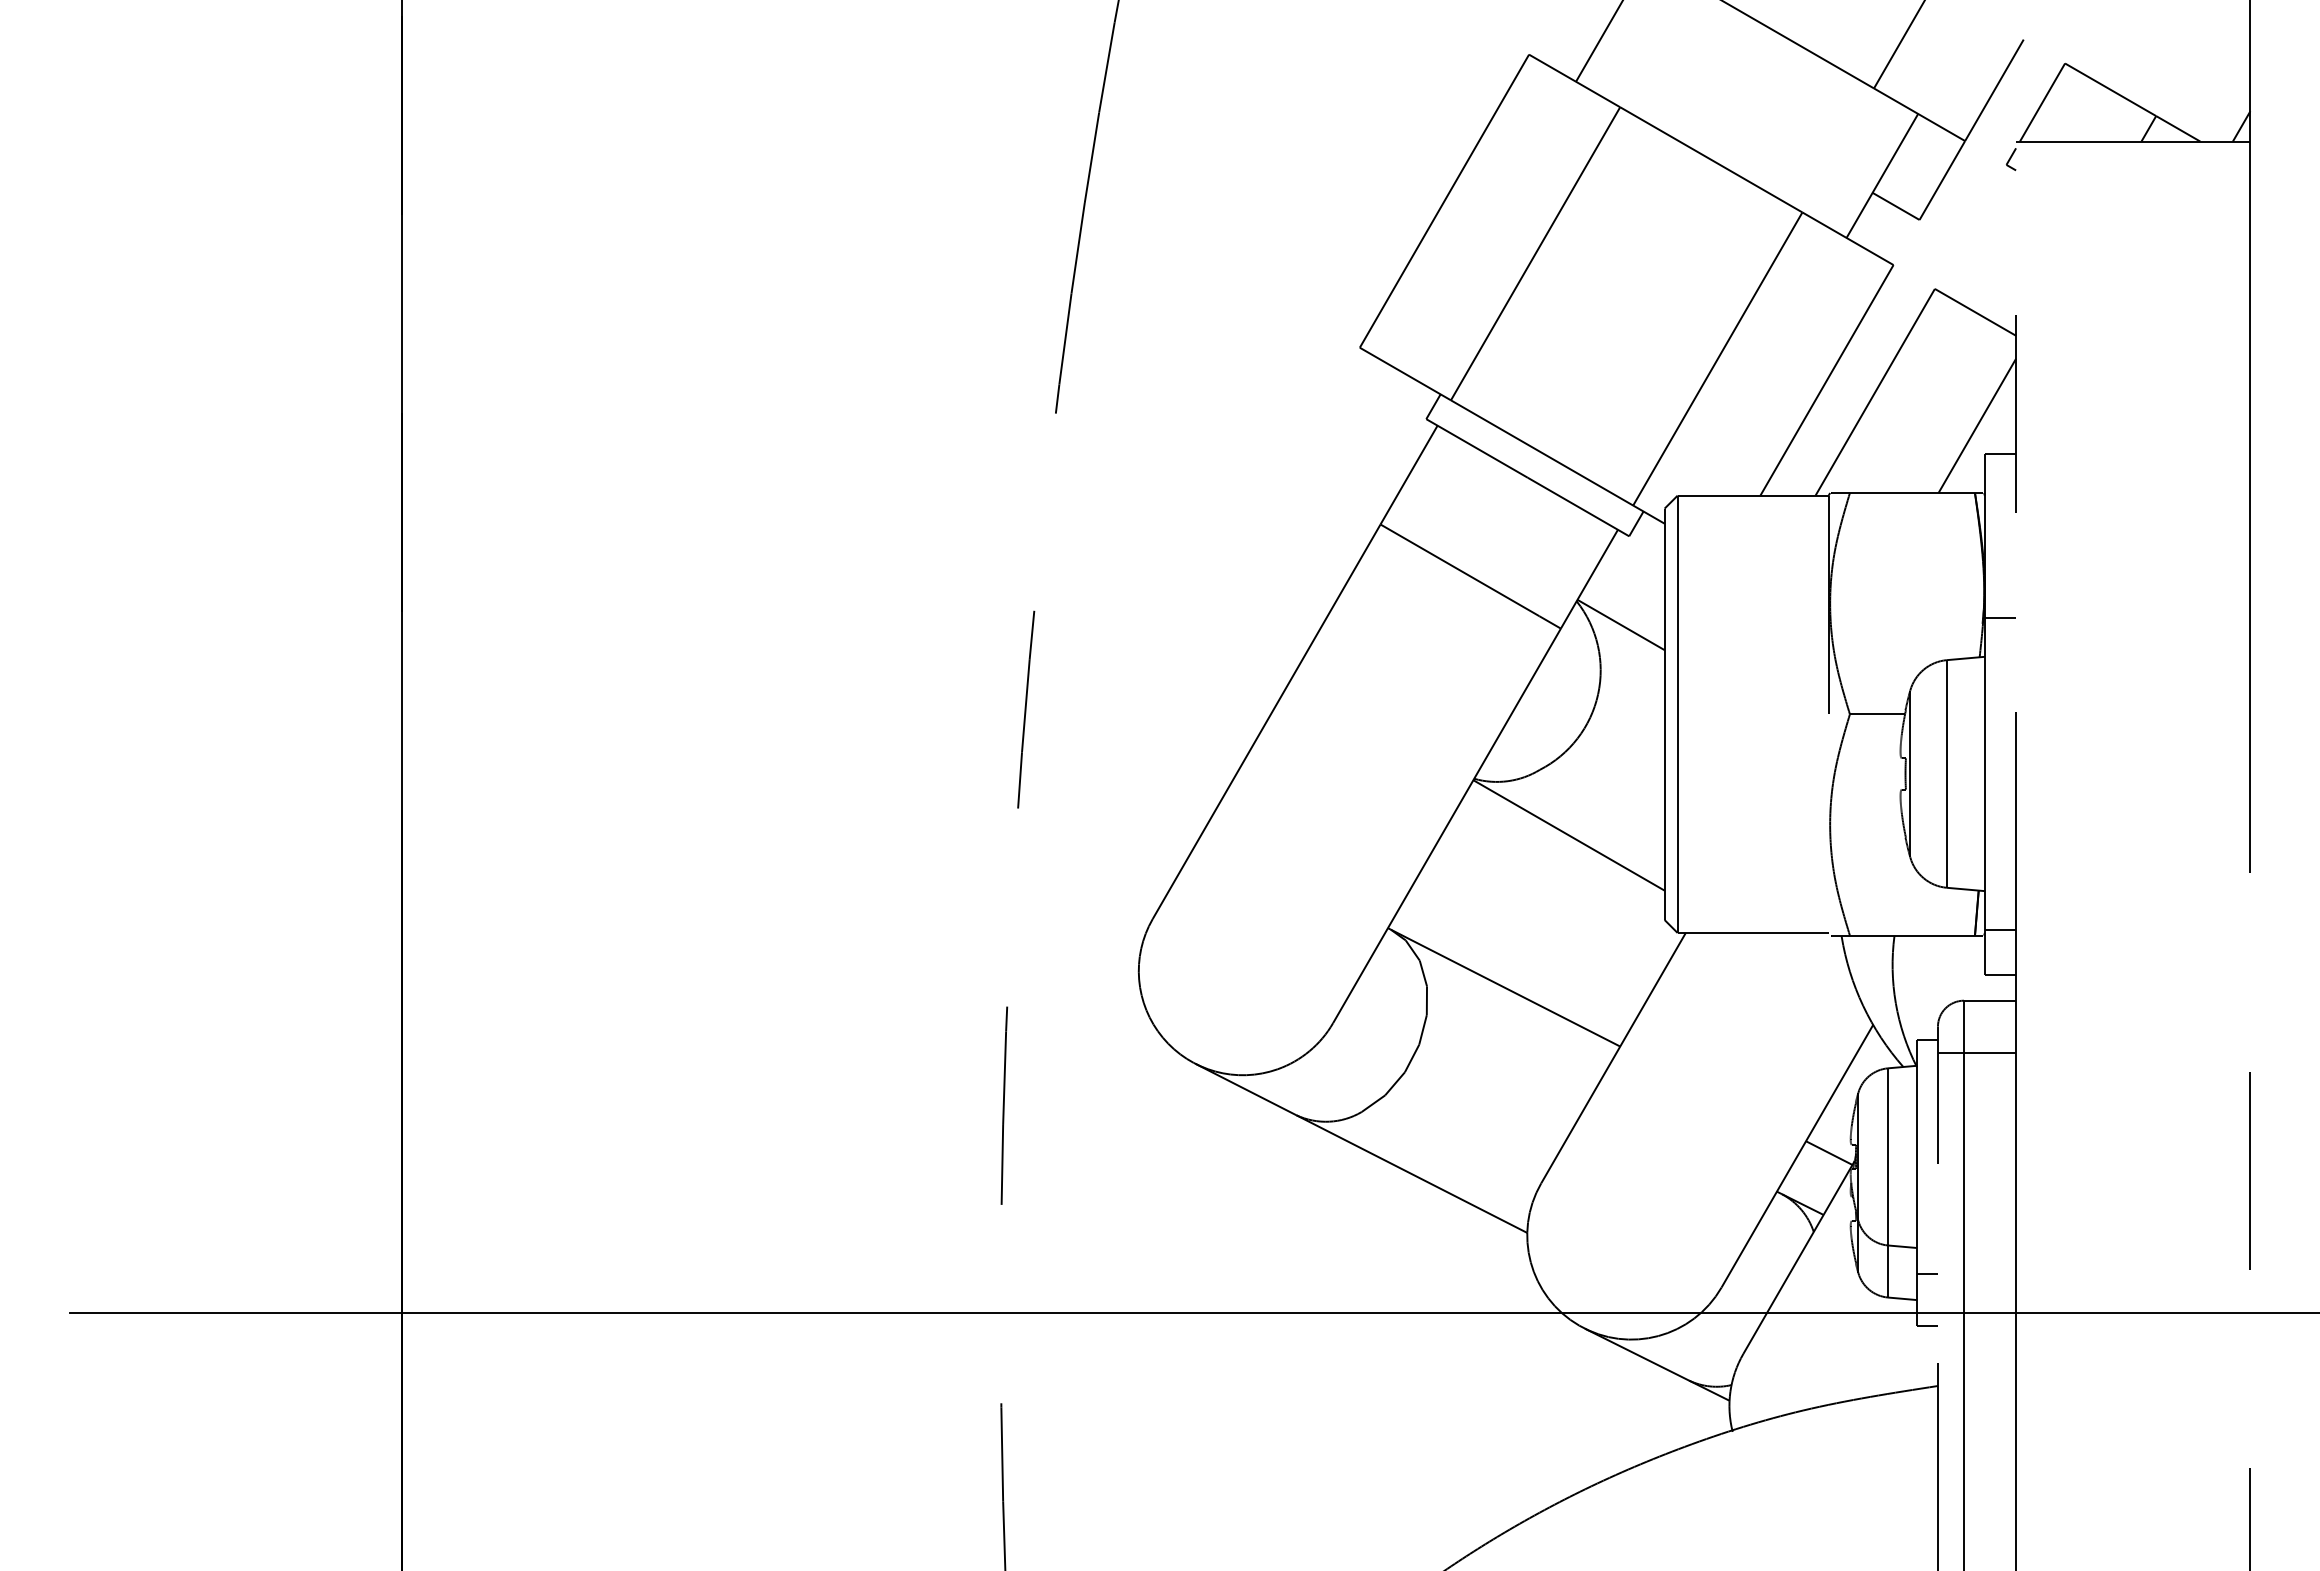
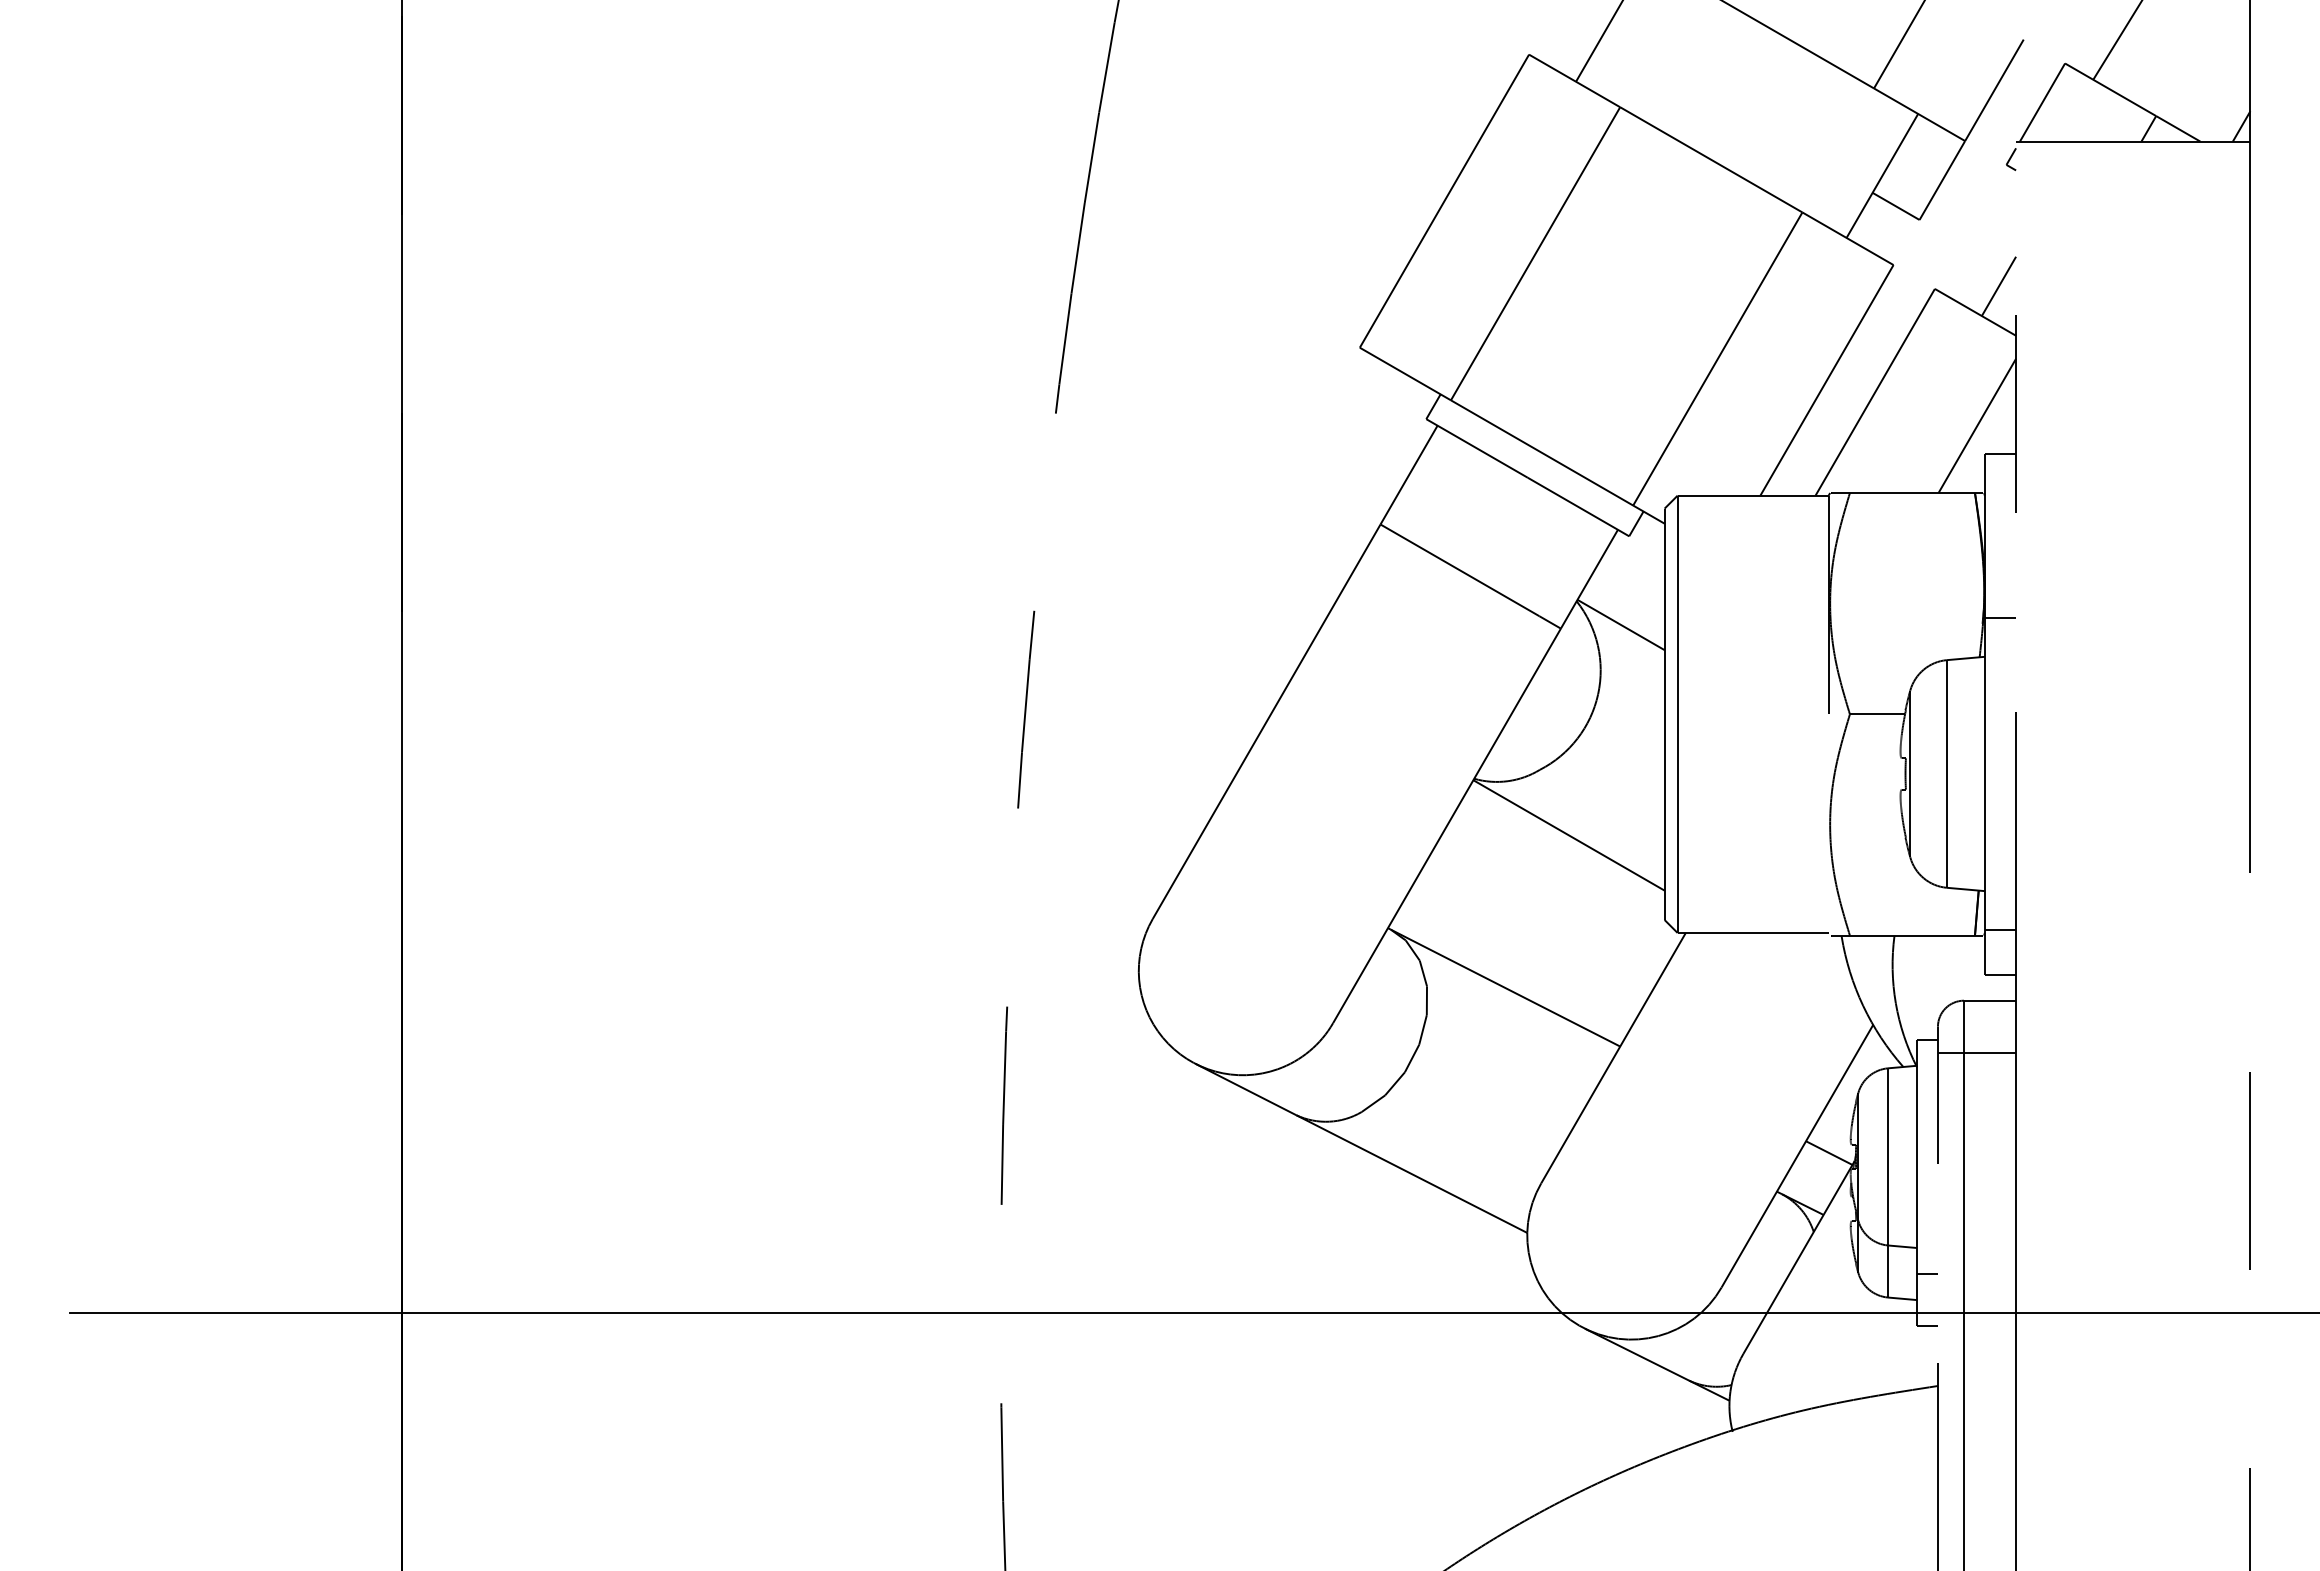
line: none -> present (2117, 40)
line: none -> present (1998, 286)
